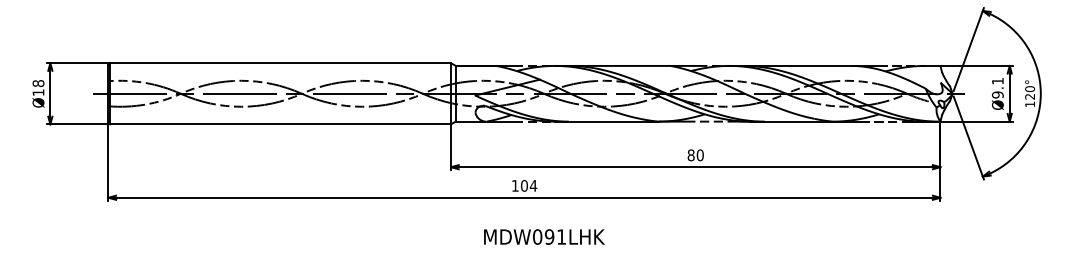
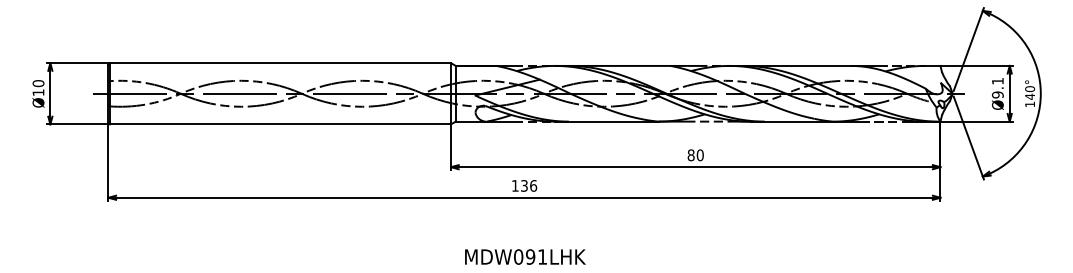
text: Ø18 -> Ø10 (38, 83)
text: 120° -> 140° (1029, 96)
text: 104 -> 136 (528, 185)
text position: (544, 236) -> (525, 256) (525, 256)
